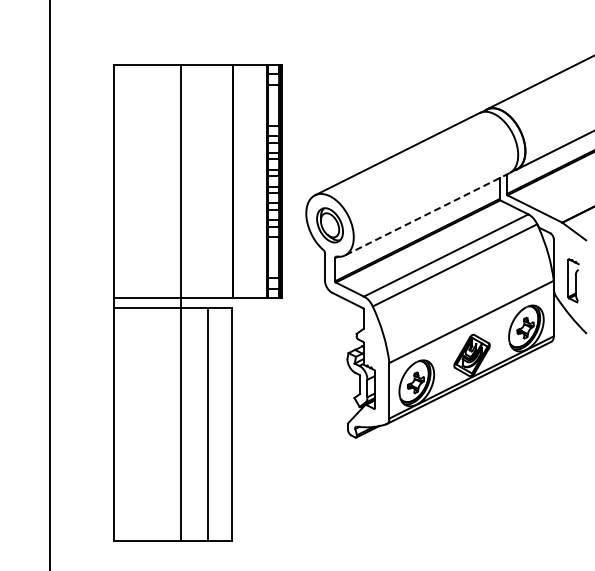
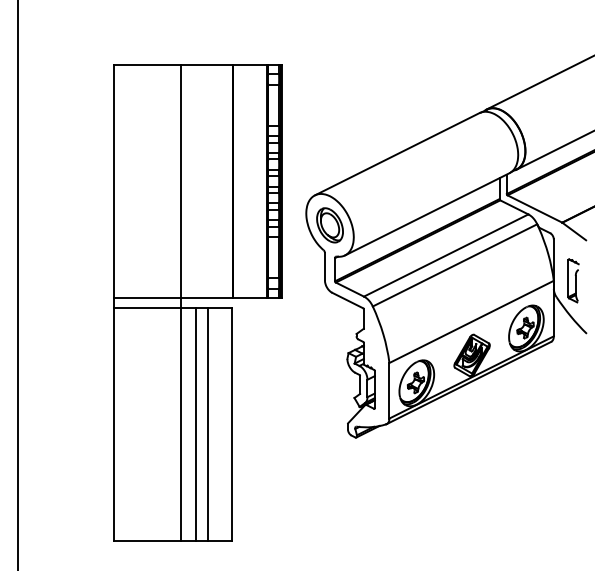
line: dashed -> solid (427, 214)
line position: (49, 284) -> (17, 284) (17, 284)
line: none -> present (195, 424)
